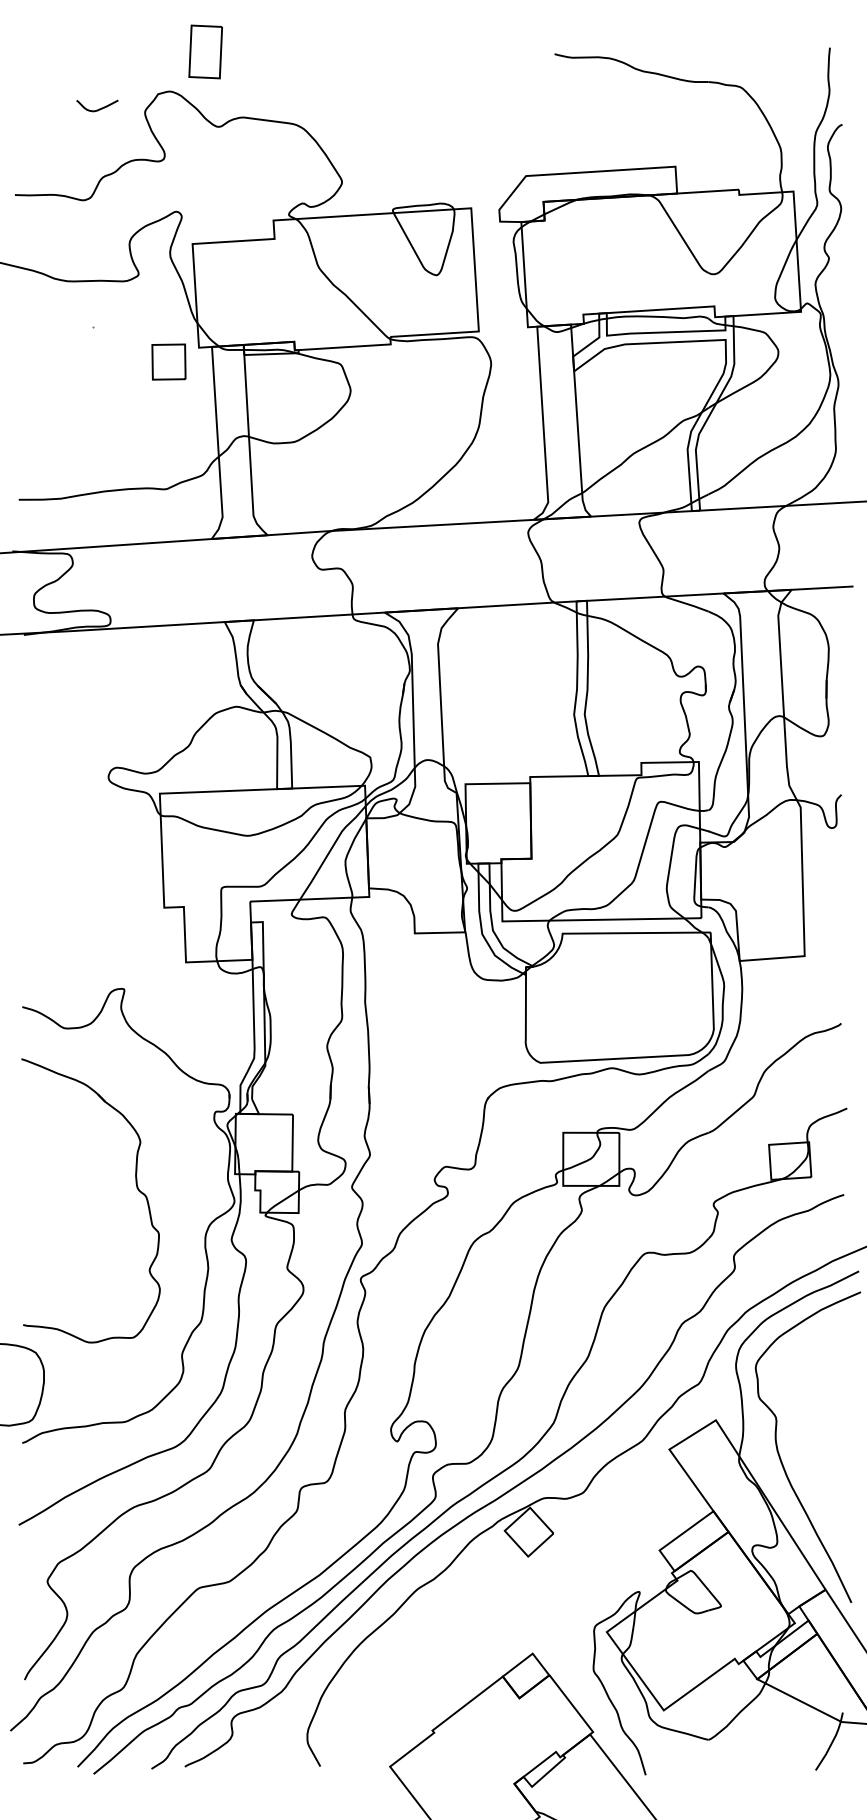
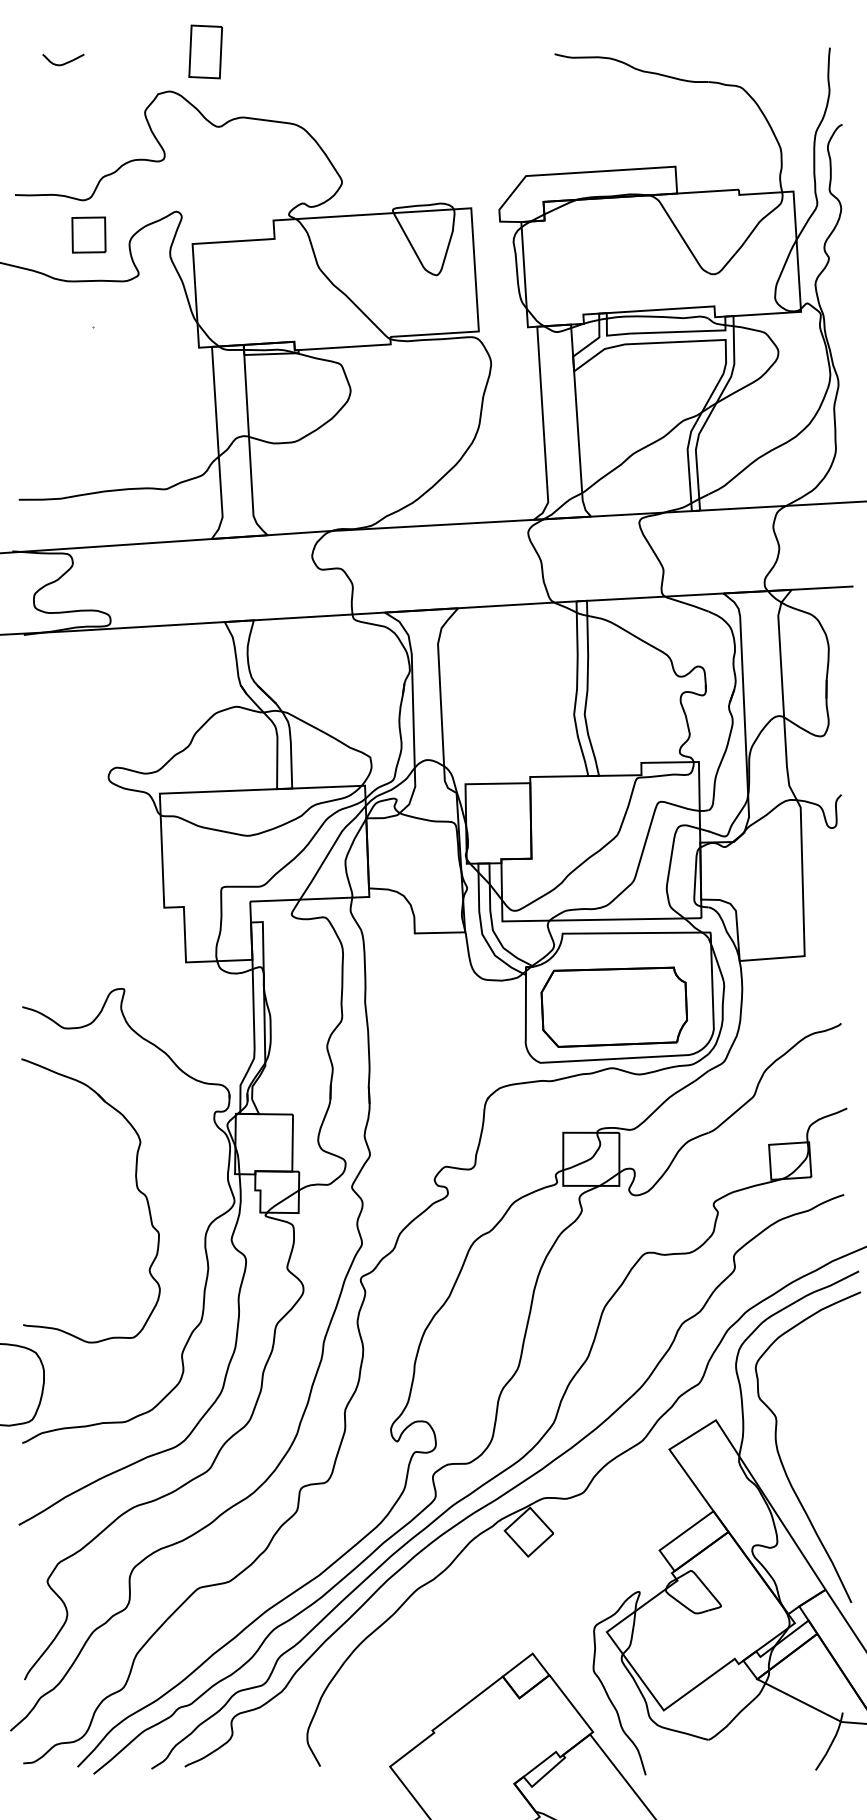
curve position: (99, 108) -> (65, 62) (65, 62)
part position: (168, 361) -> (88, 234) (88, 234)
part: none -> present (613, 1006)
